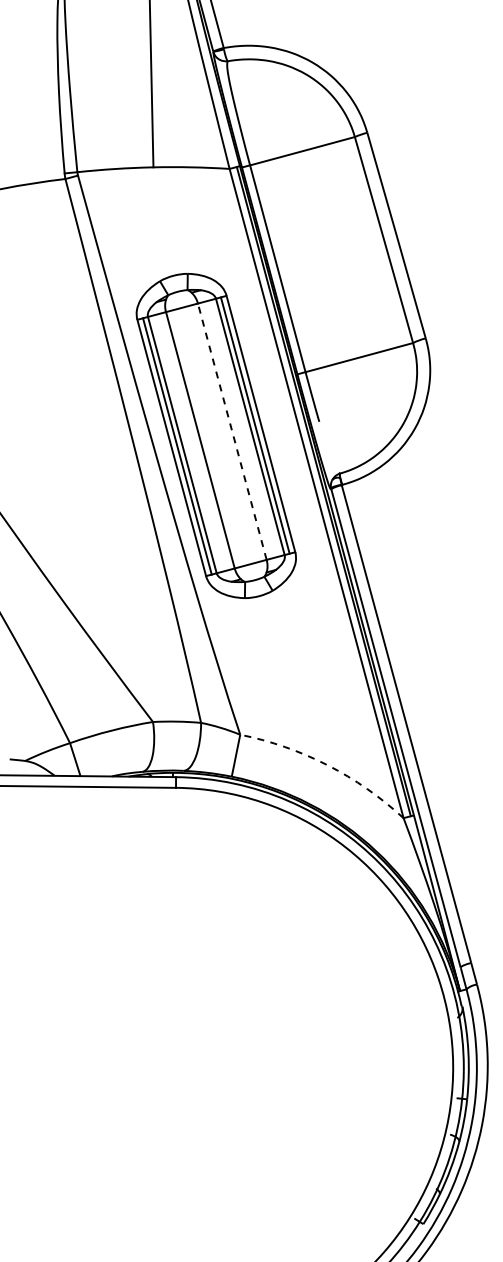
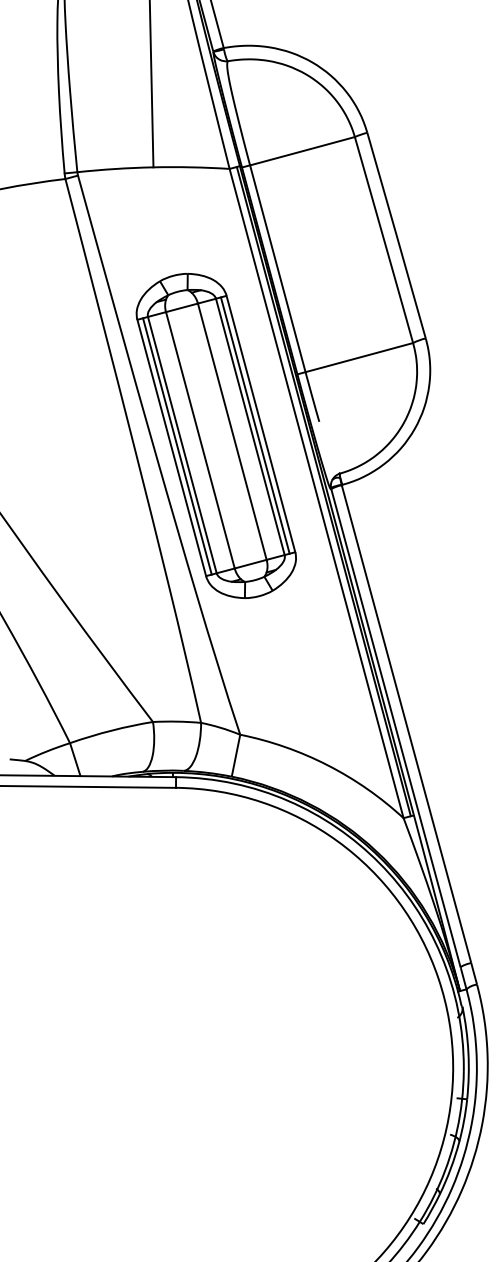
line: dashed -> solid (232, 431)
arc: dashed -> solid (327, 765)
